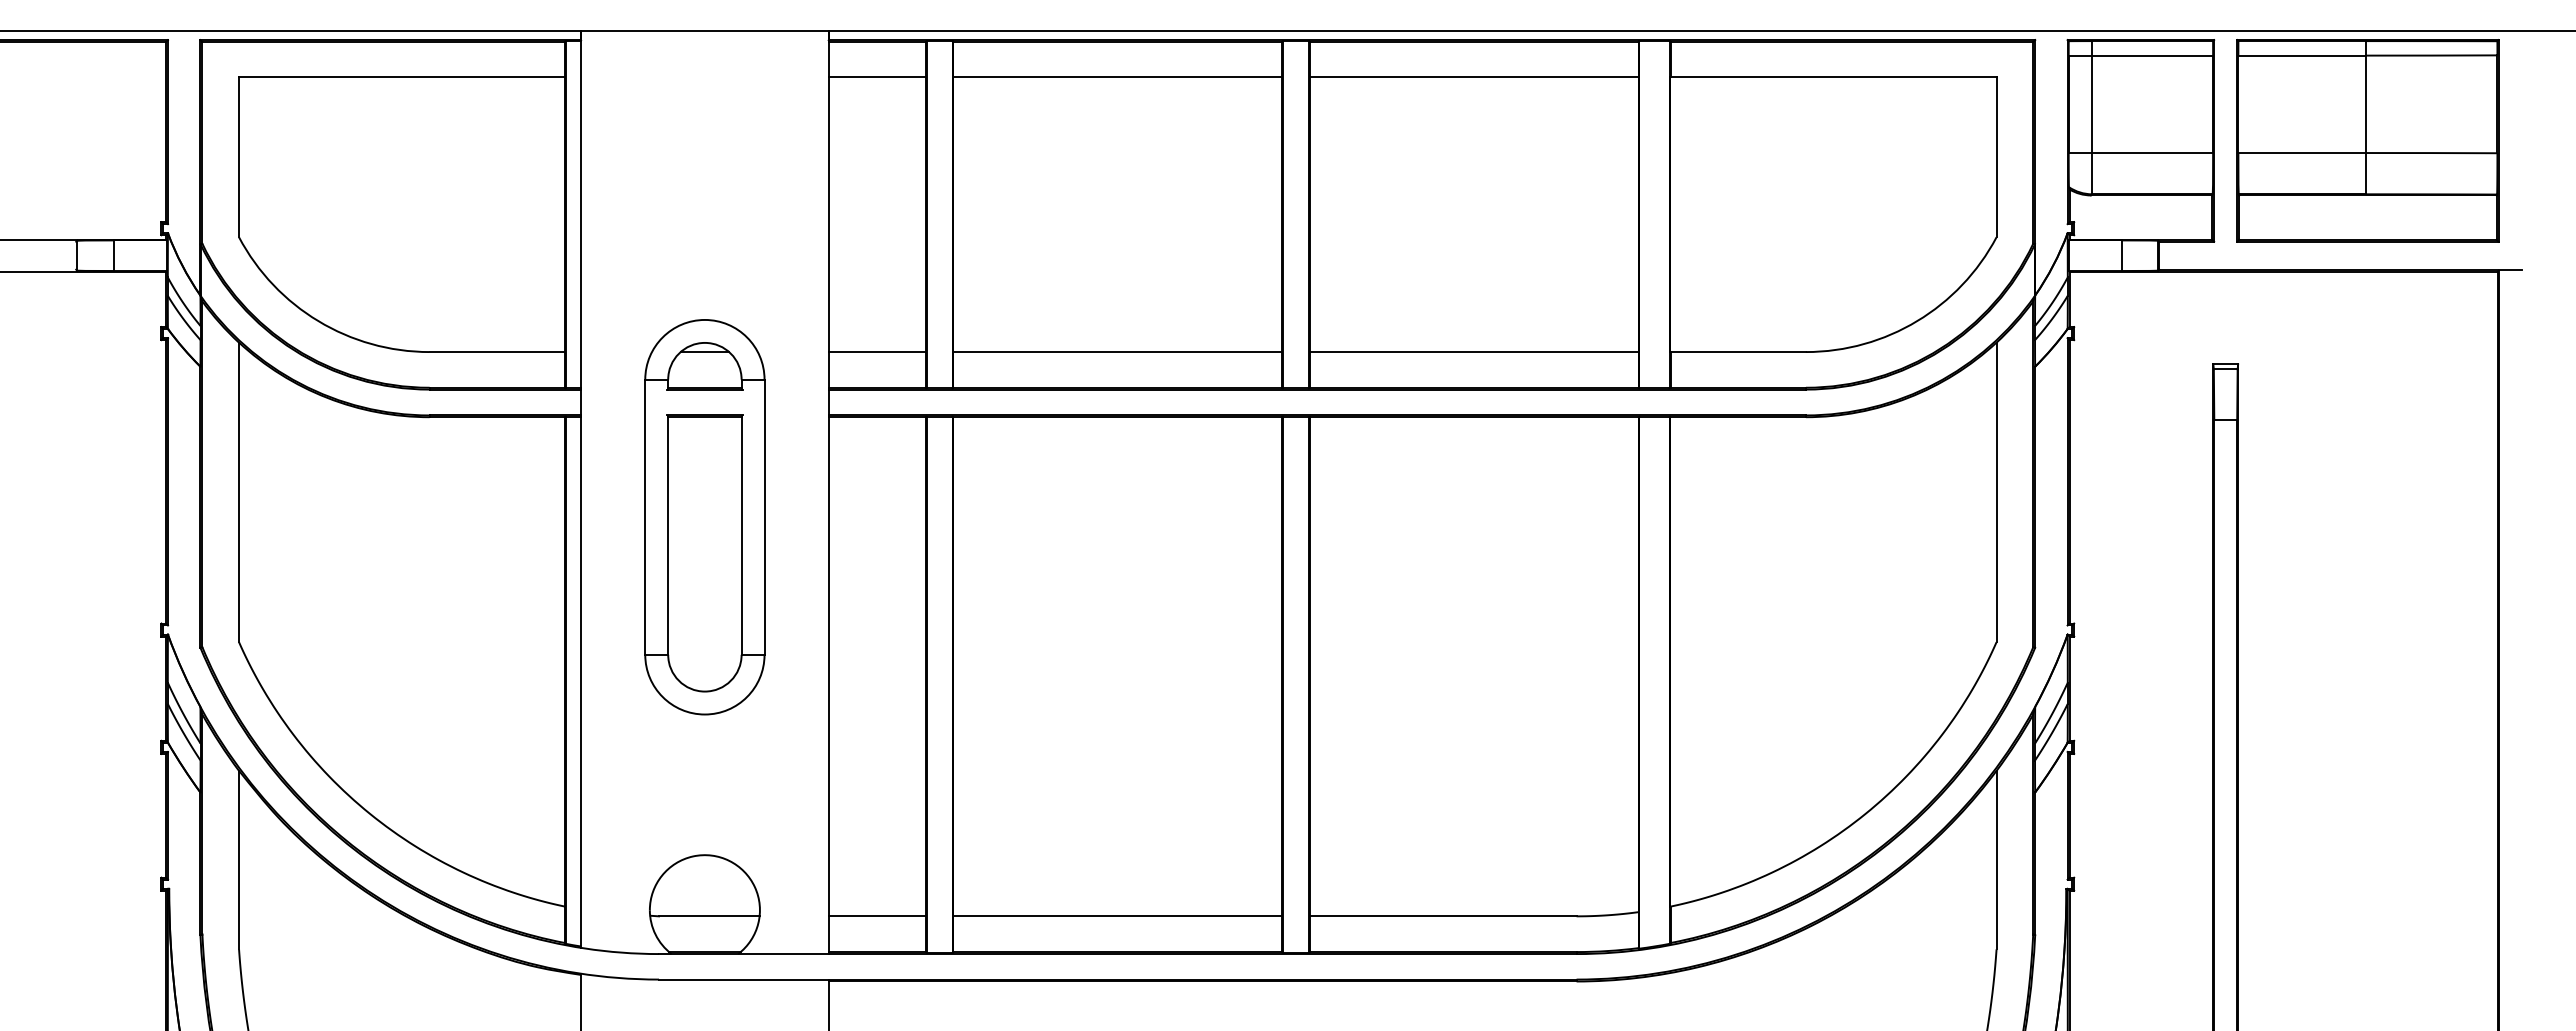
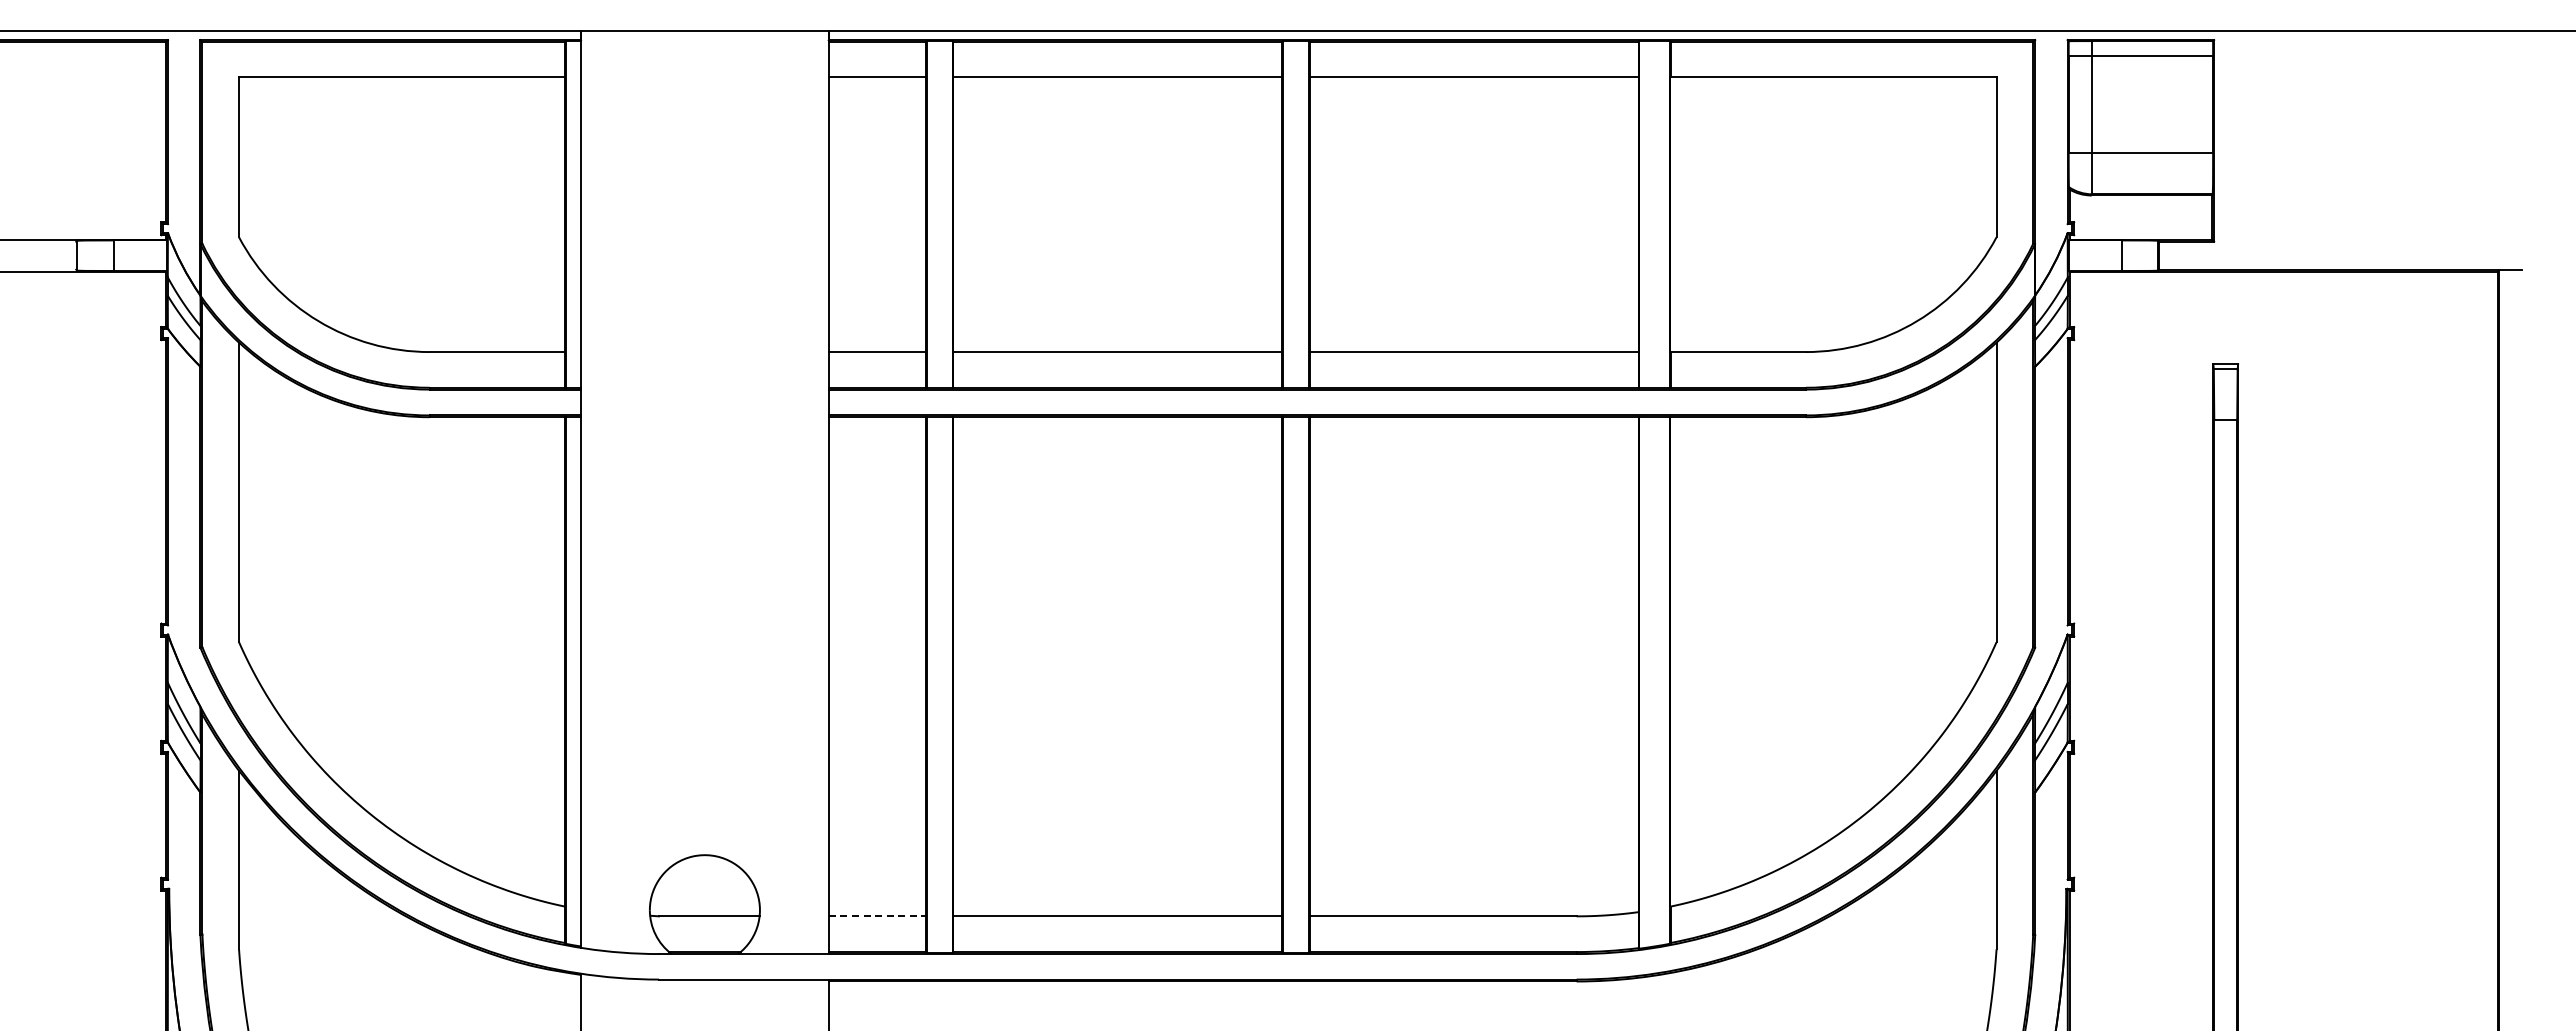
part: present -> none (2367, 140)
part: present -> none (704, 517)
line: solid -> dashed (877, 916)
